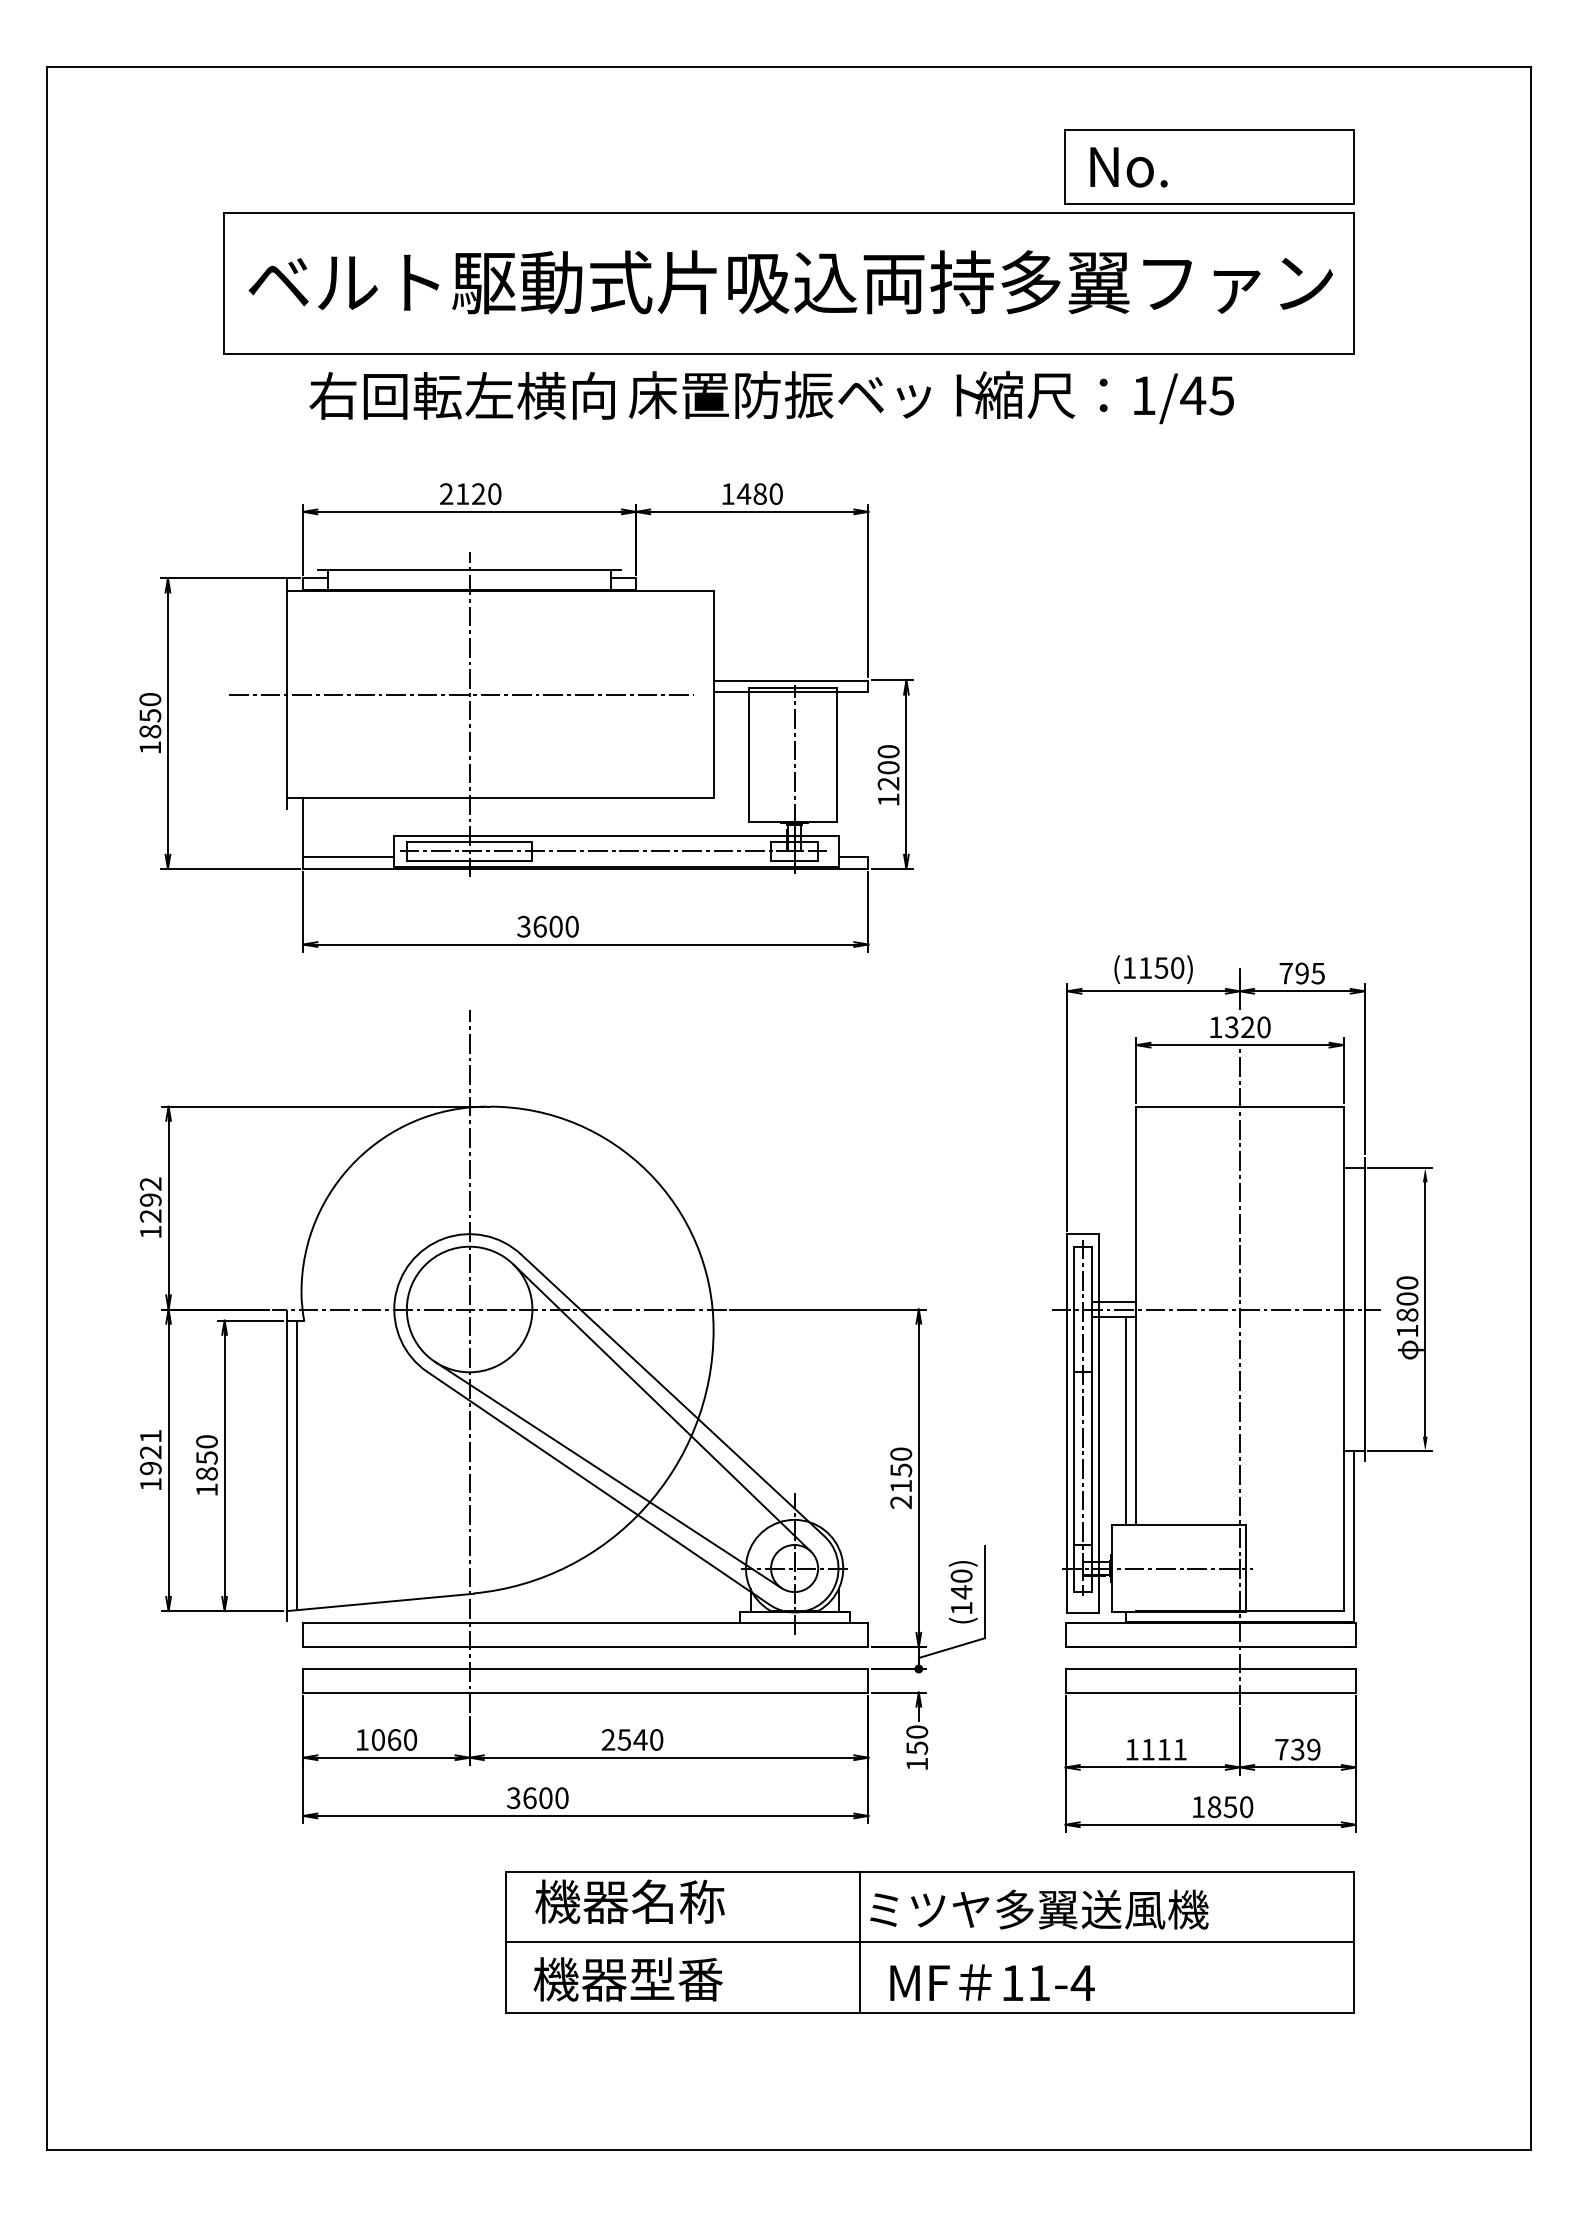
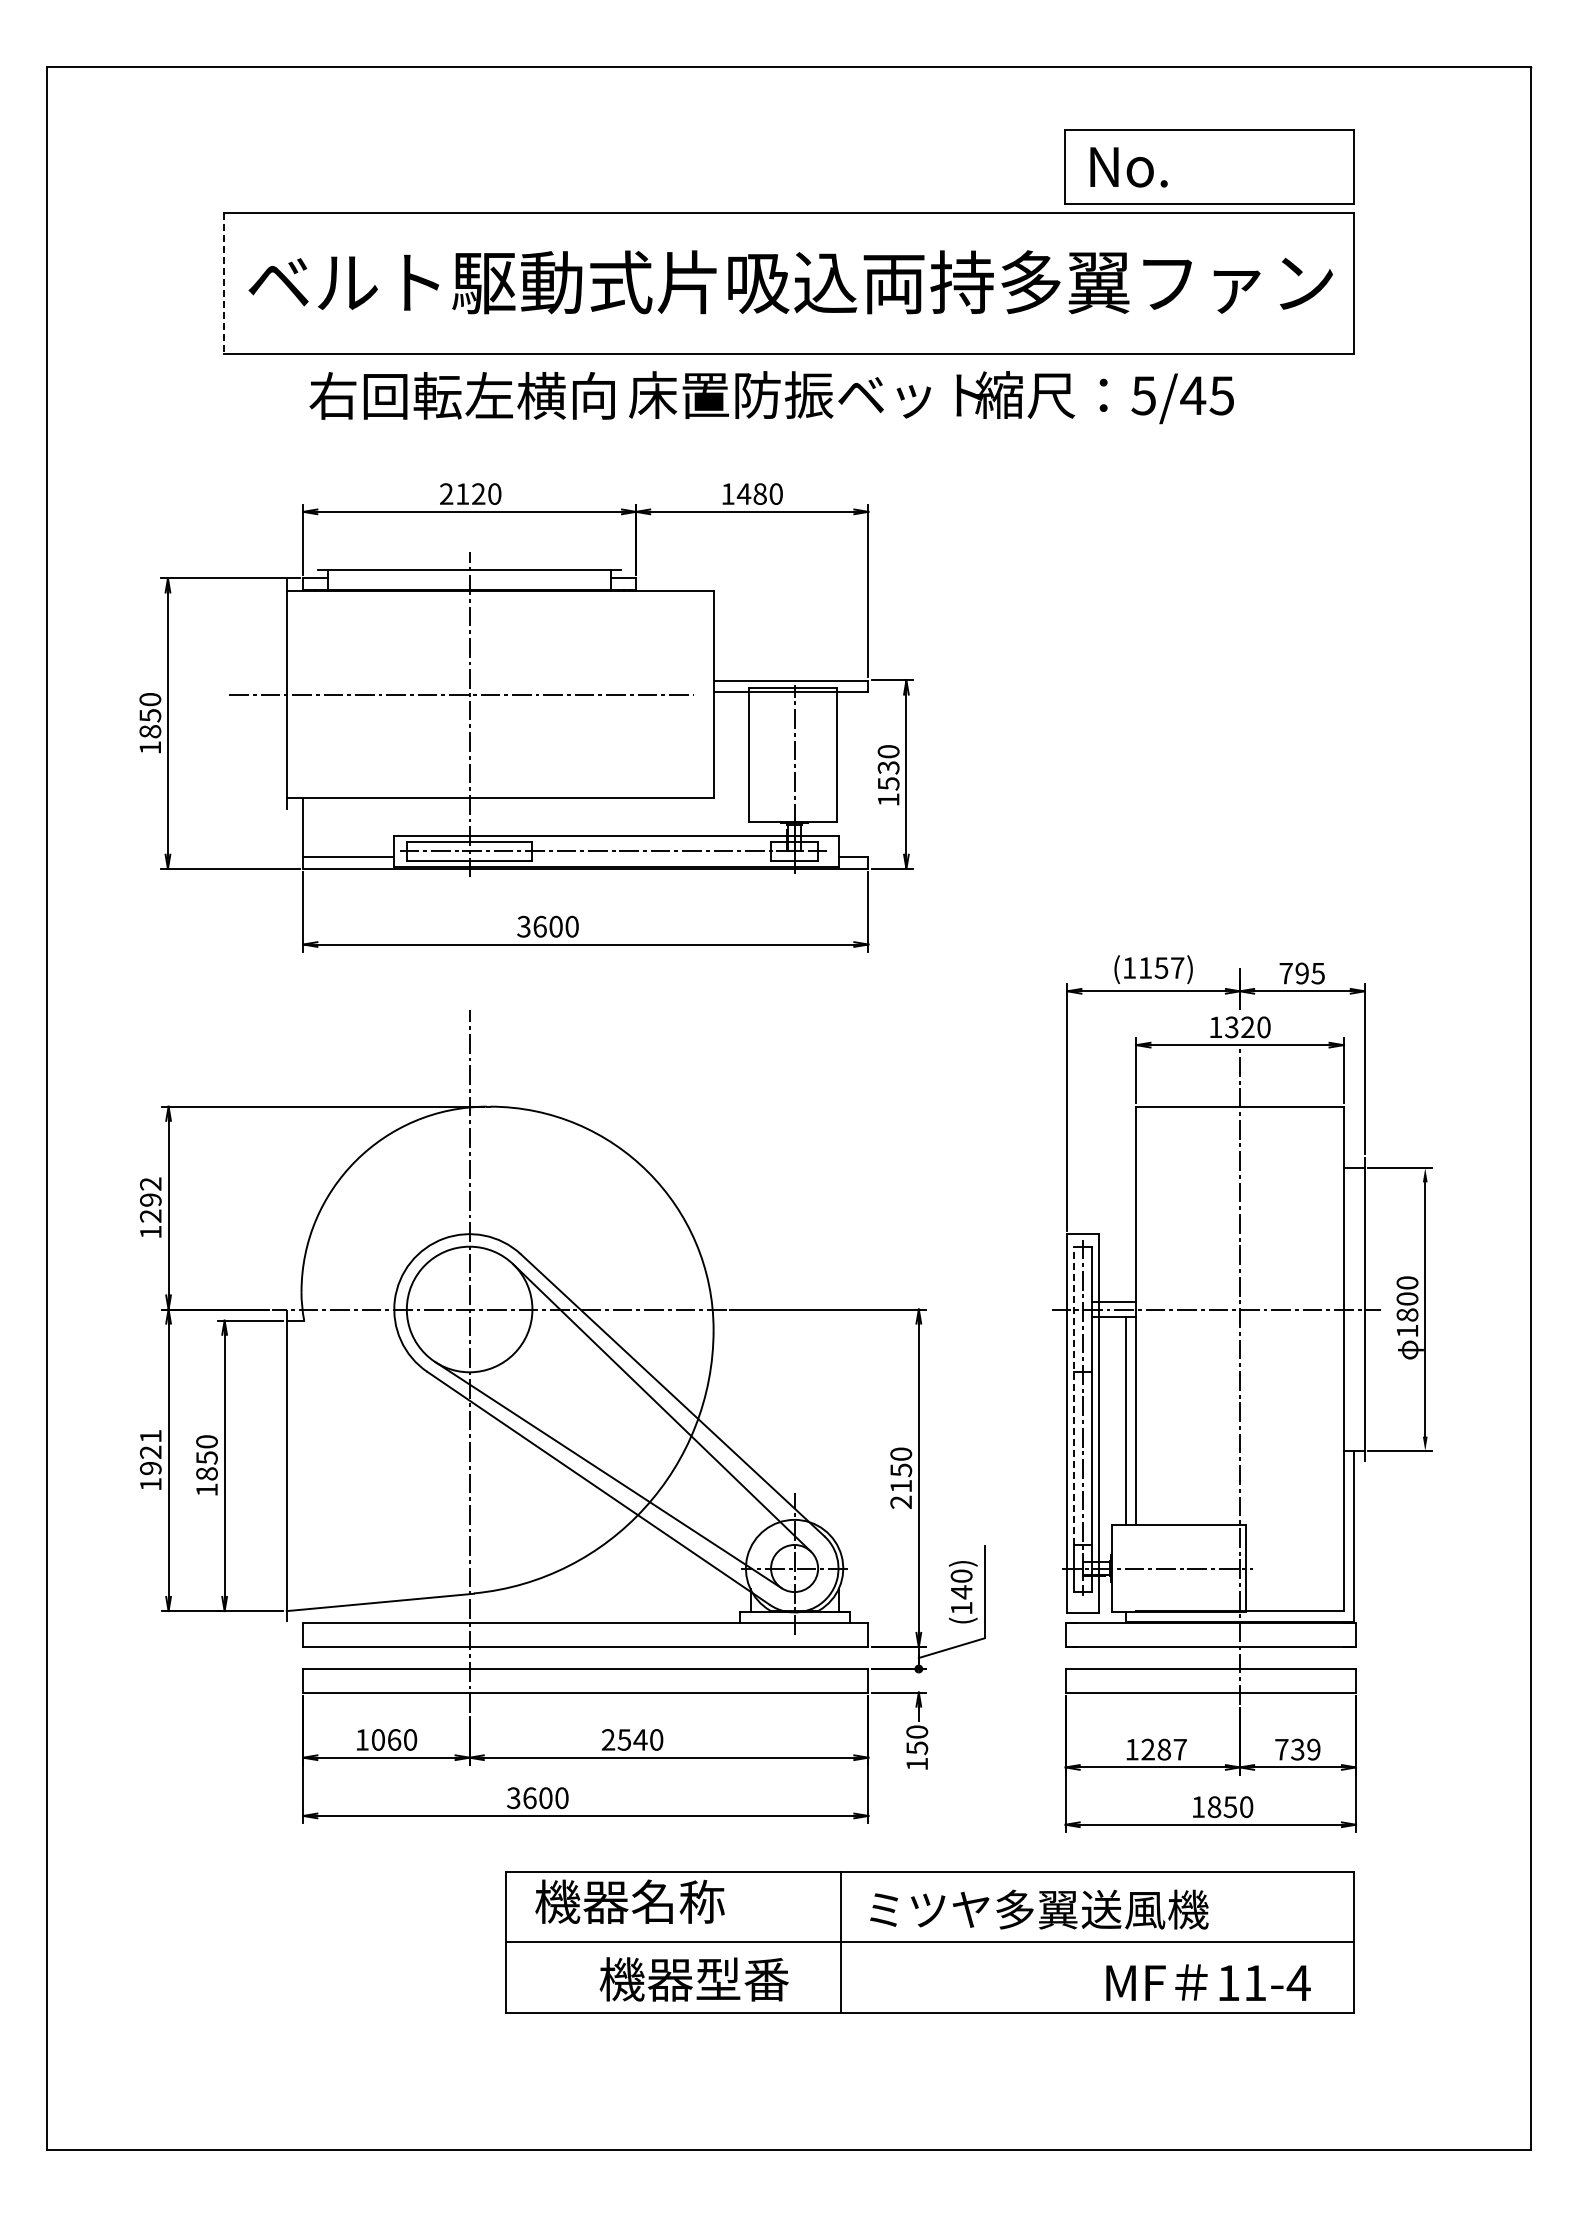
line: solid -> dashed (223, 283)
text: 1/45 -> 5/45 (1143, 395)
text: 1200 -> 1530 (888, 775)
text: (1150) -> (1157) (1177, 967)
line: solid -> dashed (1073, 1395)
line: present -> none (296, 1465)
text: 1111 -> 1287 (1163, 1749)
line position: (859, 1941) -> (840, 1941) (840, 1941)
text position: (627, 1979) -> (693, 1979) (693, 1979)
text position: (992, 1982) -> (1208, 1982) (1208, 1982)
